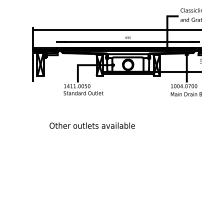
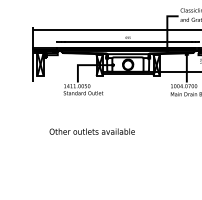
text position: (91, 125) -> (91, 131) (91, 131)
